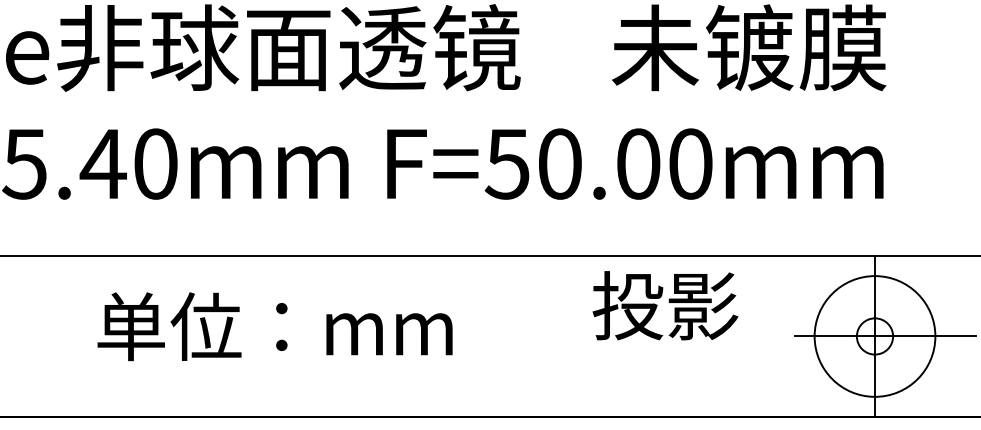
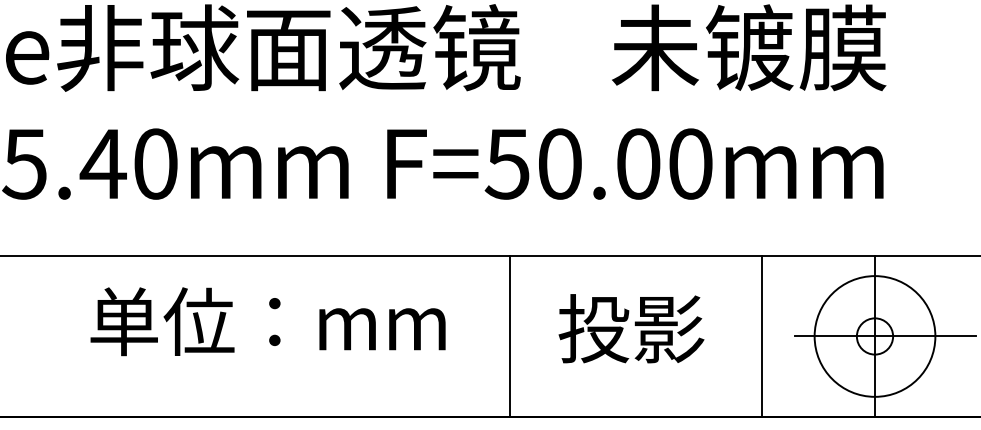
text position: (665, 305) -> (631, 328) (631, 328)
text position: (274, 326) -> (267, 321) (267, 321)
line: none -> present (509, 336)
line: none -> present (761, 336)
